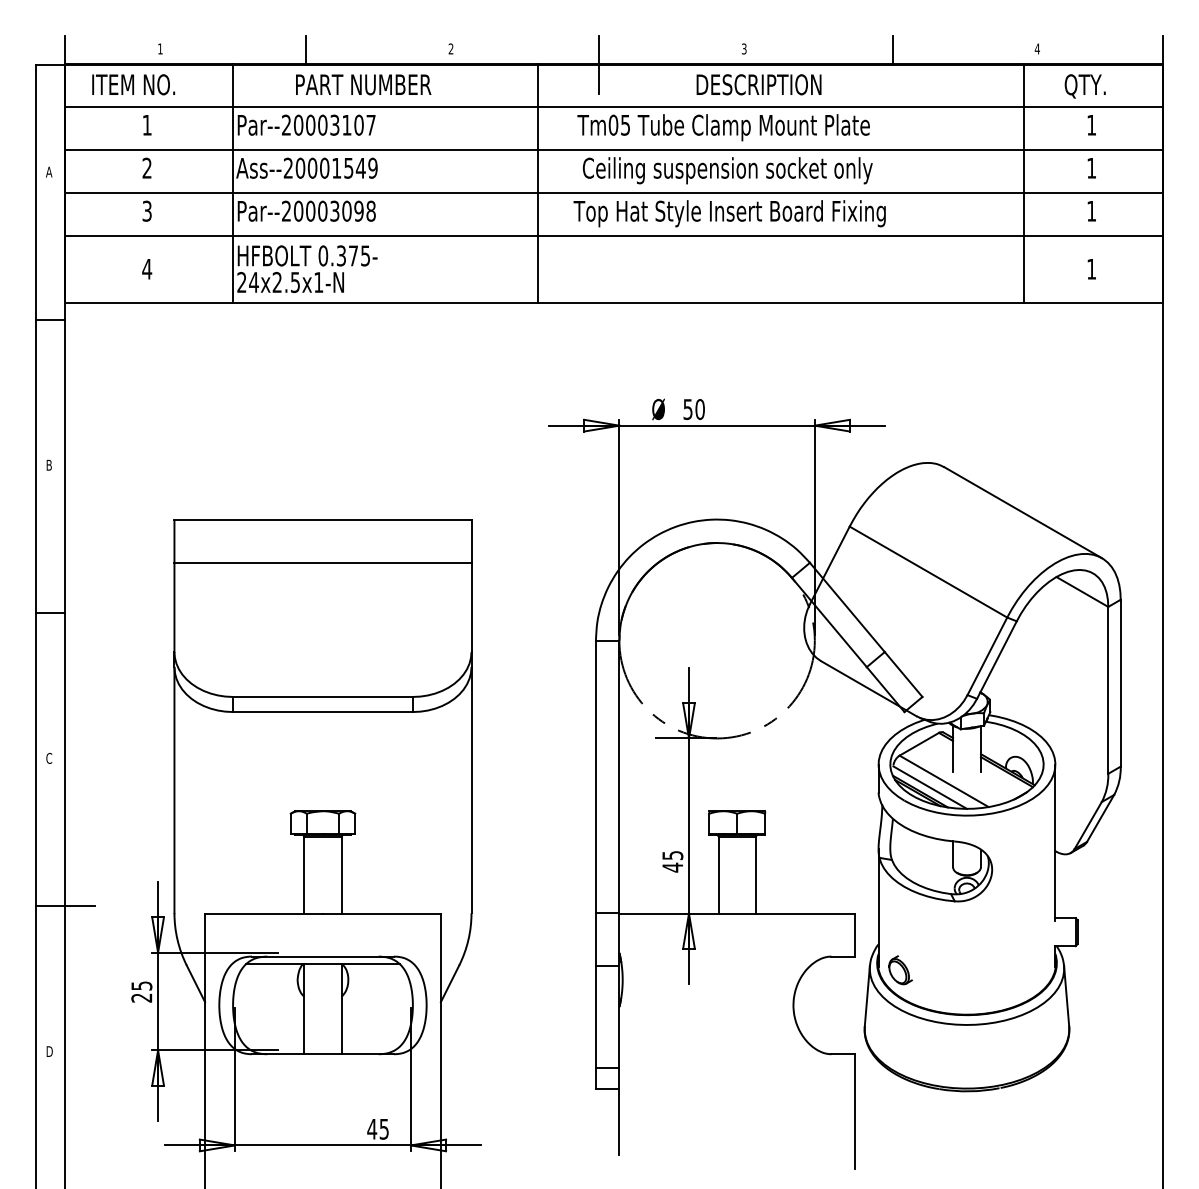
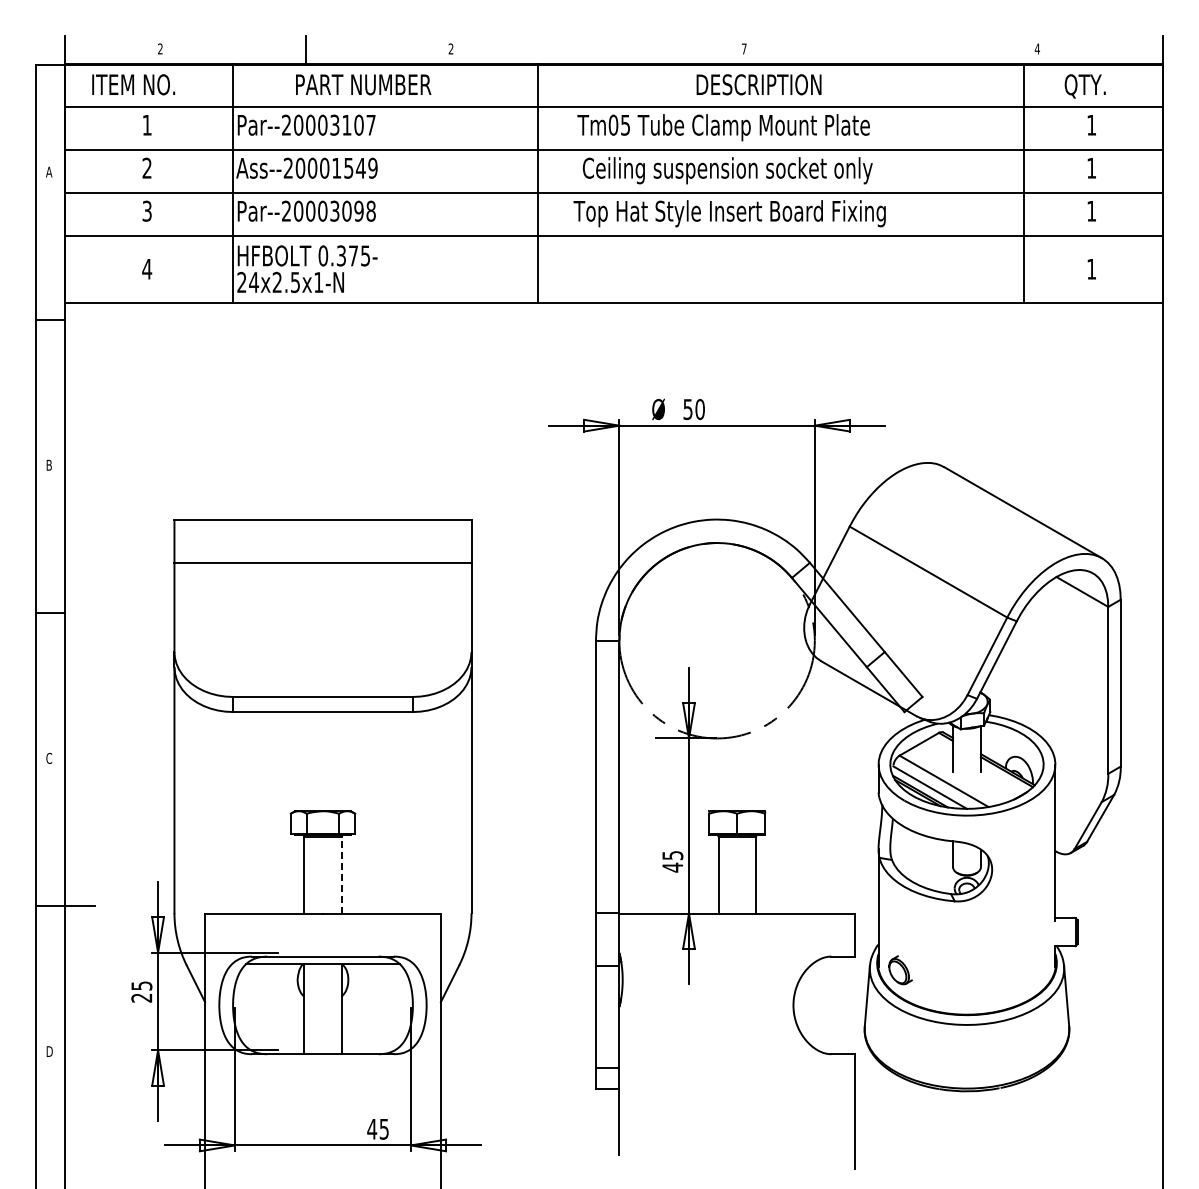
text: 1 -> 2 (160, 48)
text: 3 -> 7 (743, 48)
line: present -> none (892, 50)
line: present -> none (599, 64)
line: solid -> dashed (341, 874)
